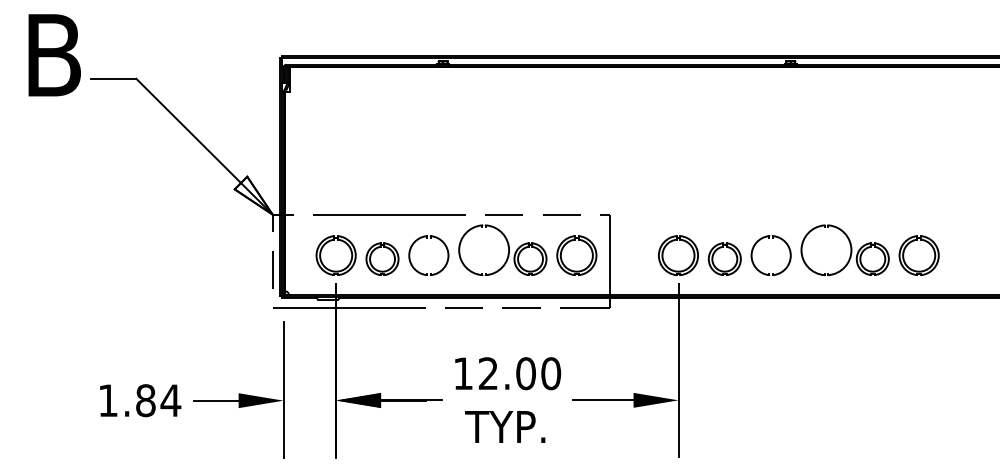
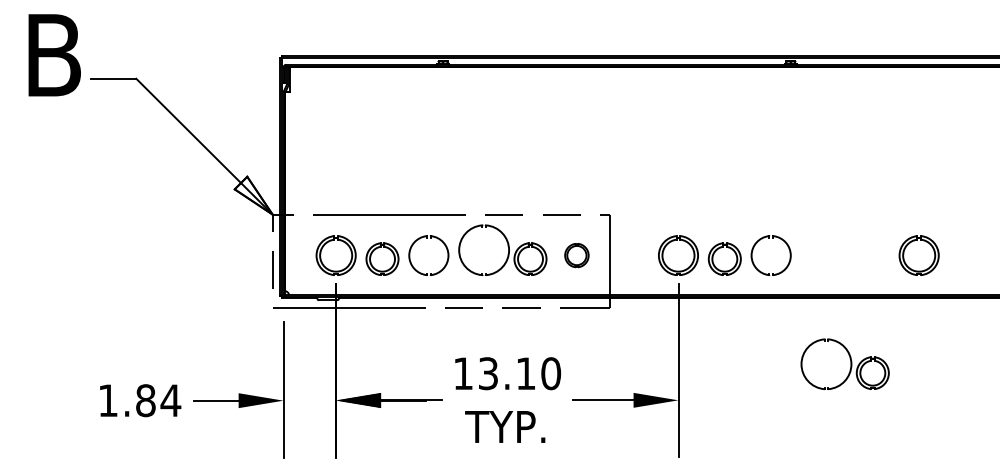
part position: (844, 249) -> (844, 363) (844, 363)
part size: 42x41 px -> 26x26 px (576, 255)
text: 12.00 -> 13.10 (506, 373)
